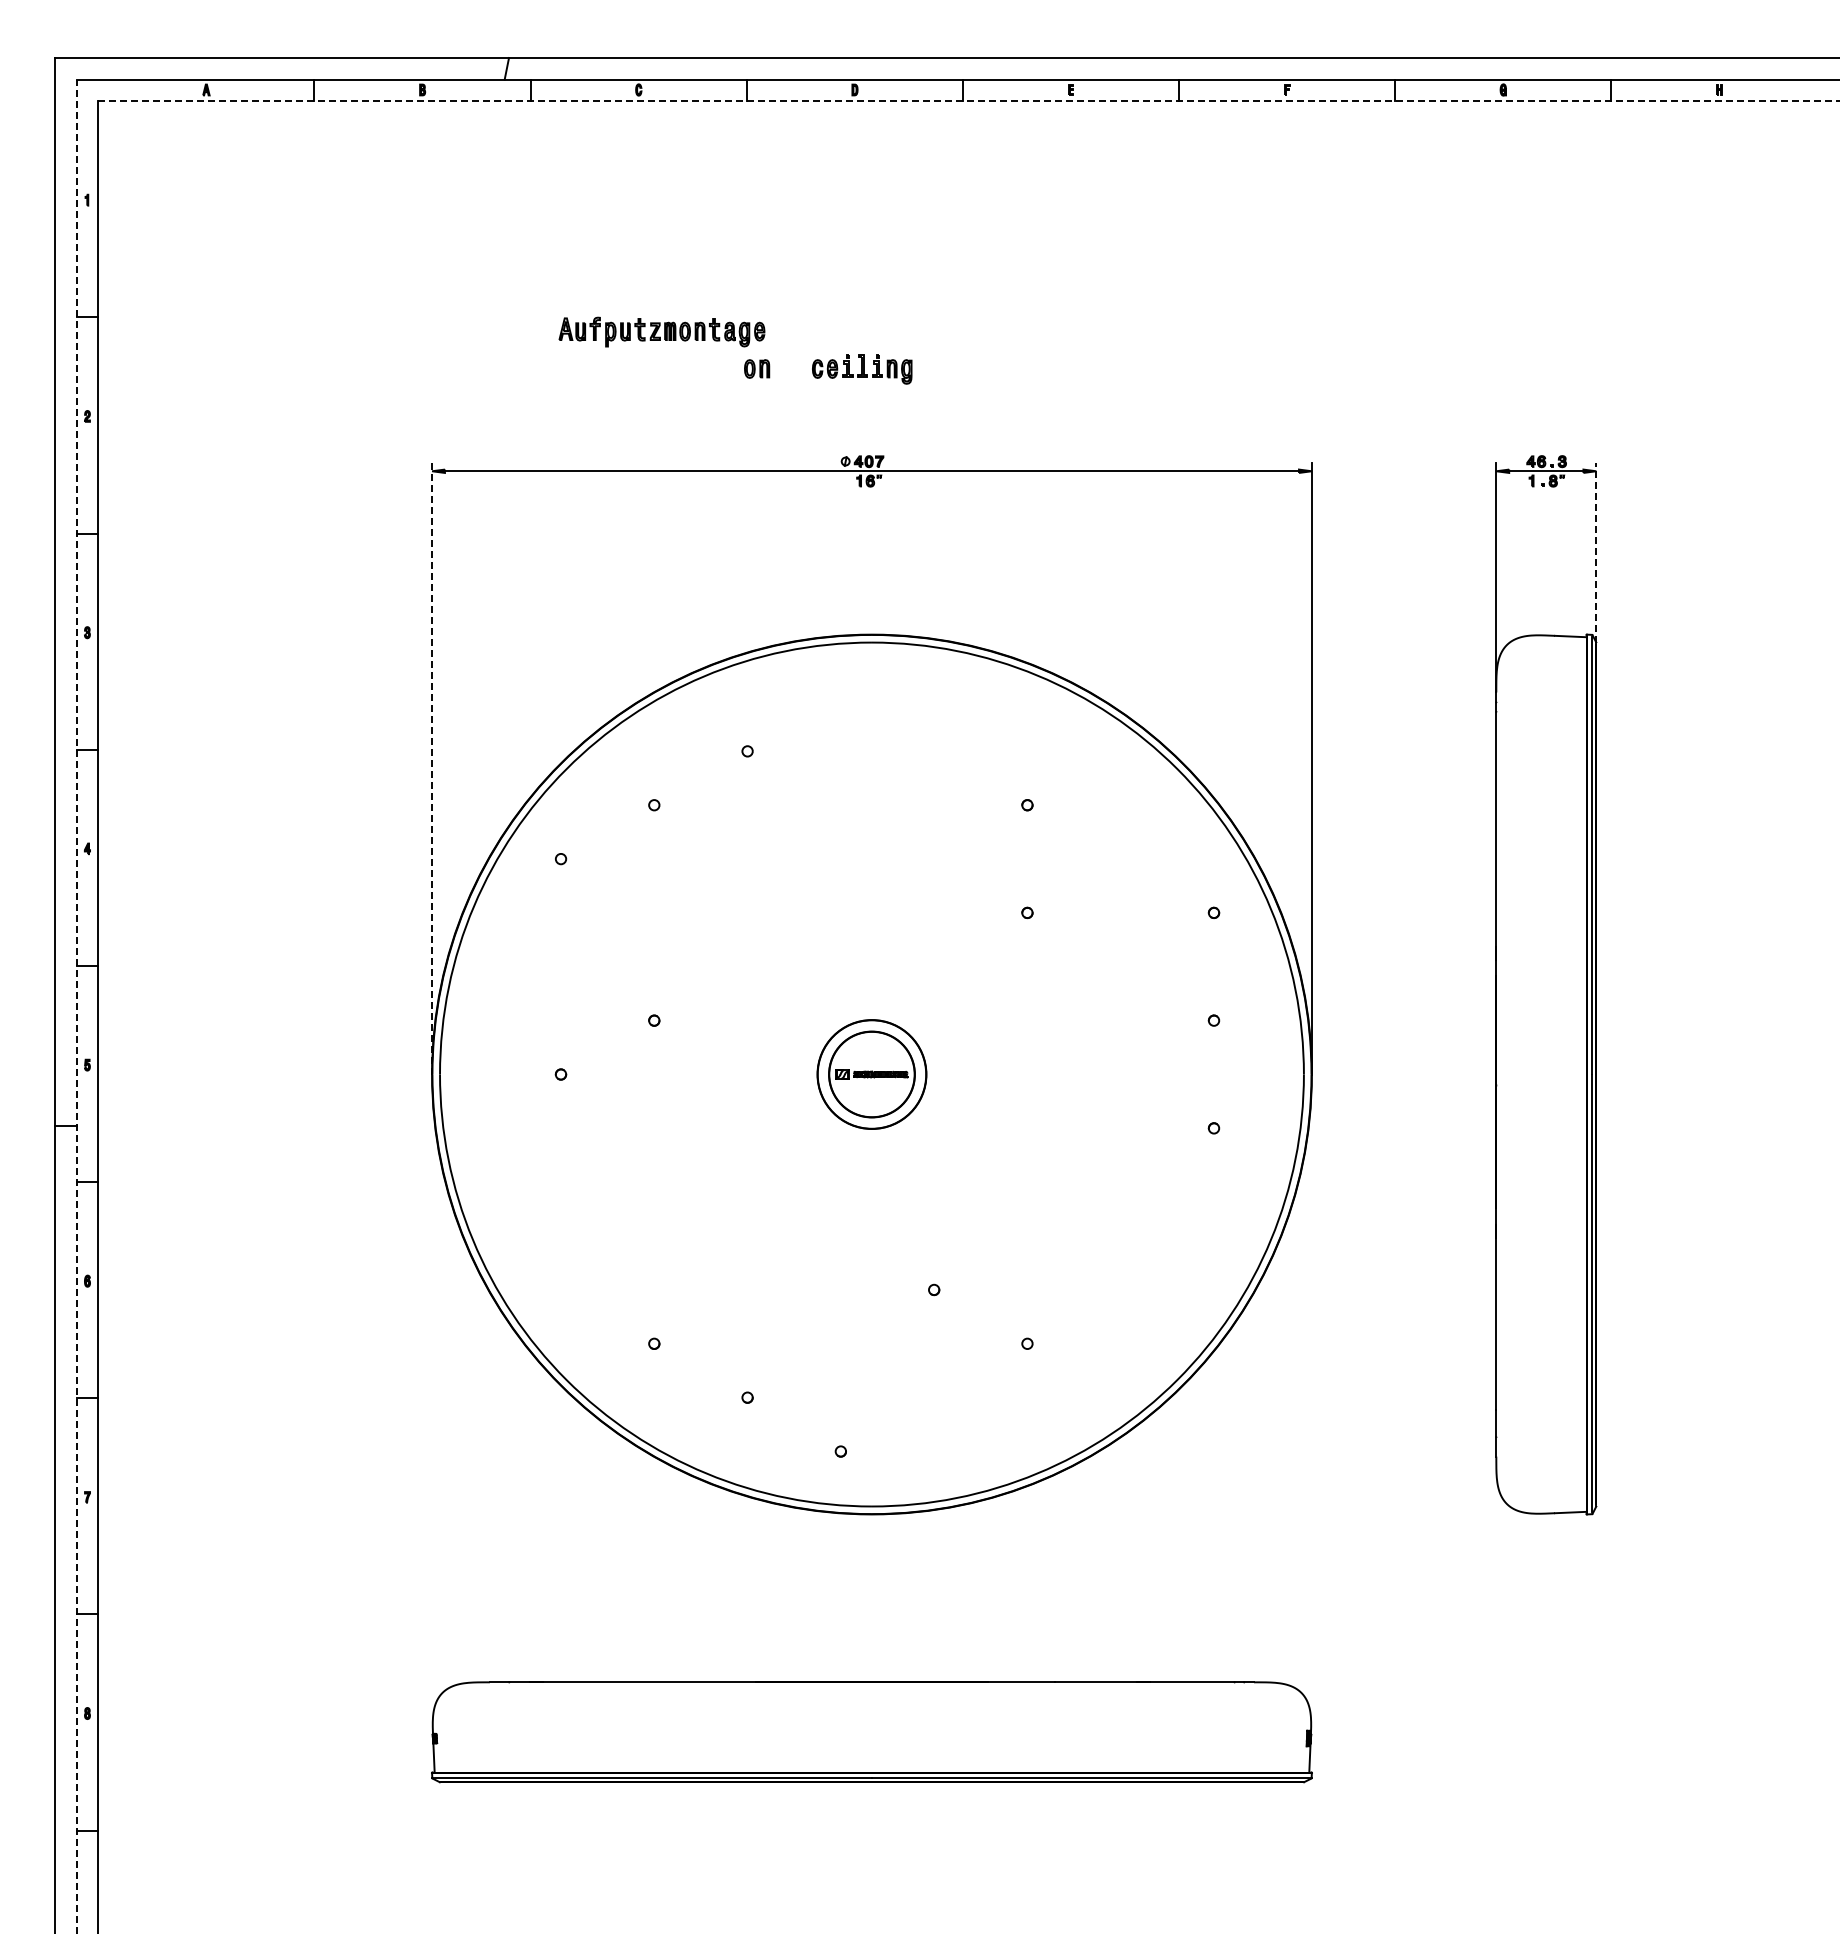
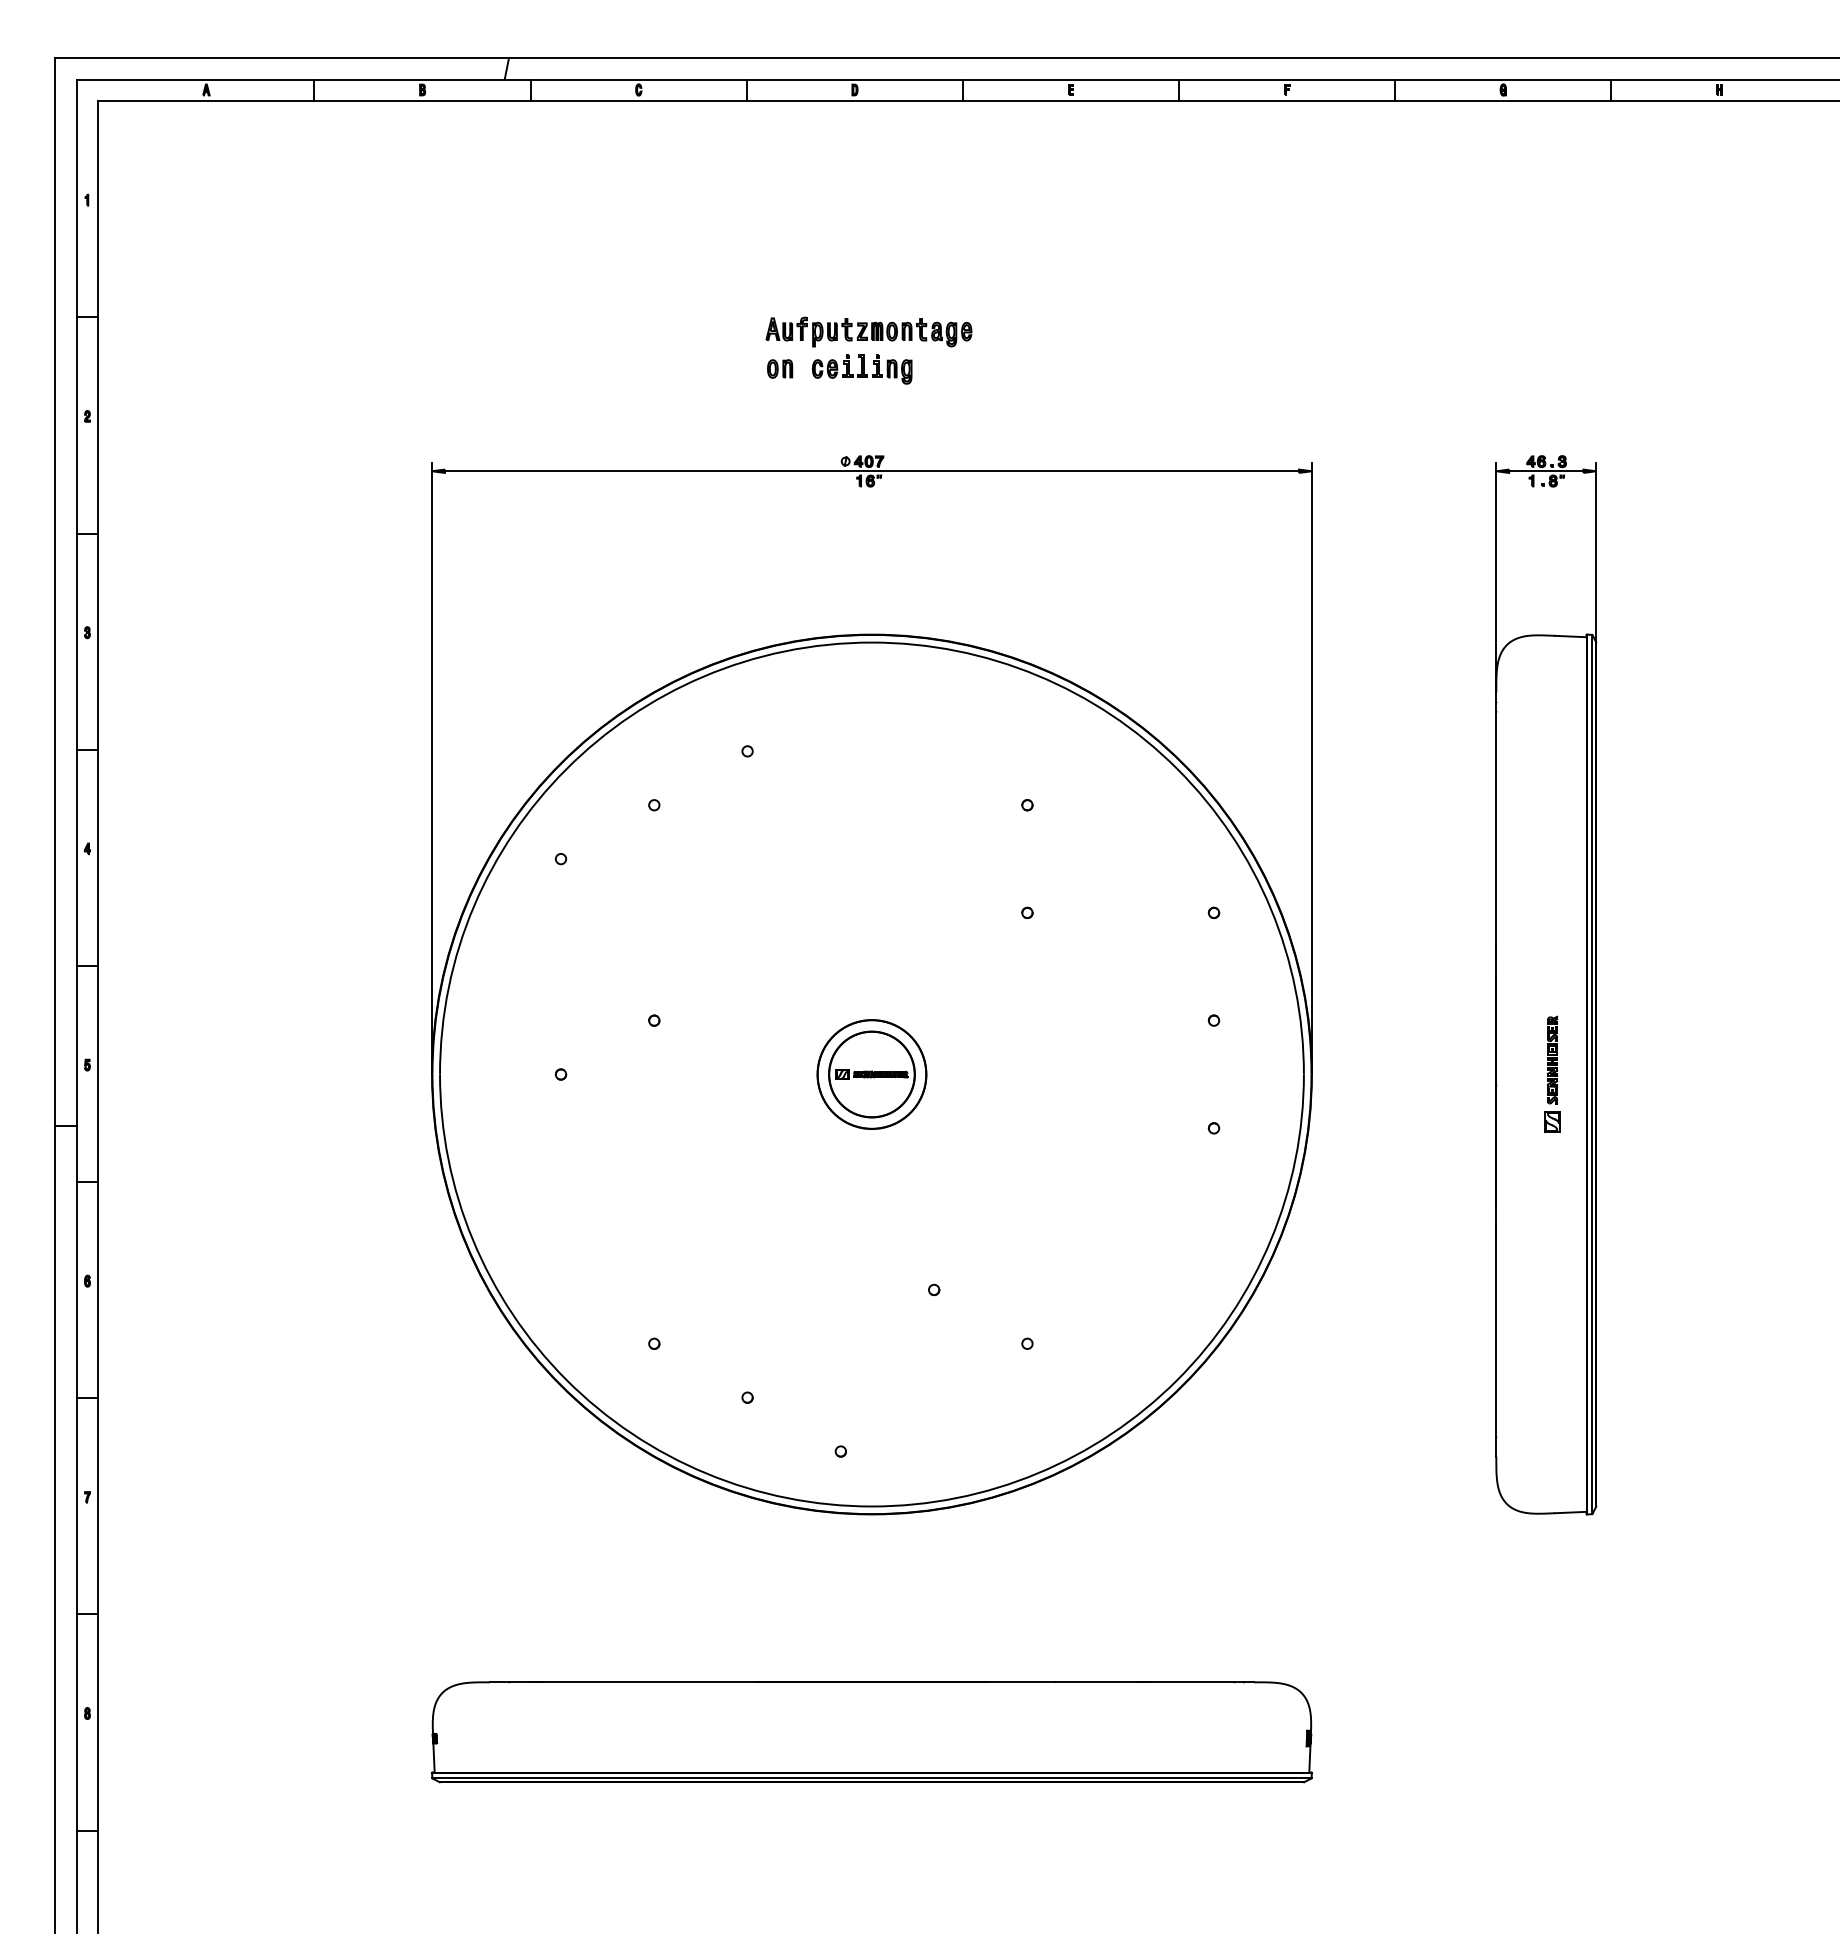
line: dashed -> solid (969, 101)
part position: (661, 331) -> (868, 331) (868, 331)
part position: (757, 368) -> (780, 368) (780, 368)
line: dashed -> solid (1596, 552)
line: dashed -> solid (432, 768)
line: dashed -> solid (76, 1006)
part: none -> present (1552, 1073)
